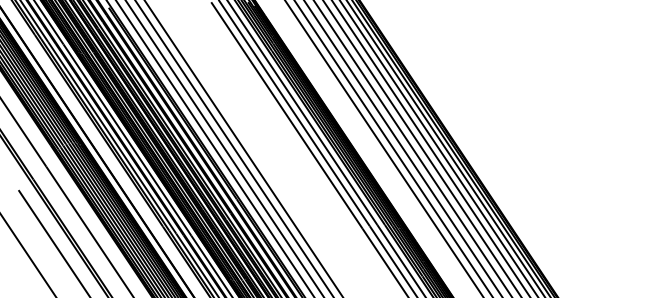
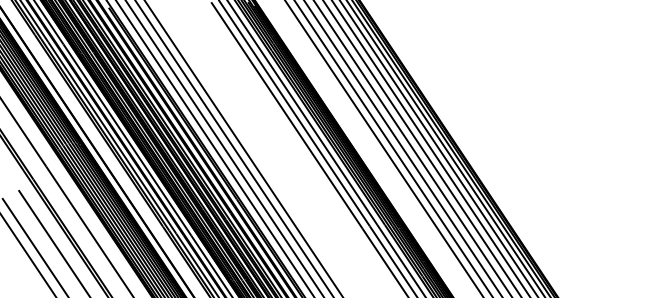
line: none -> present (34, 246)
